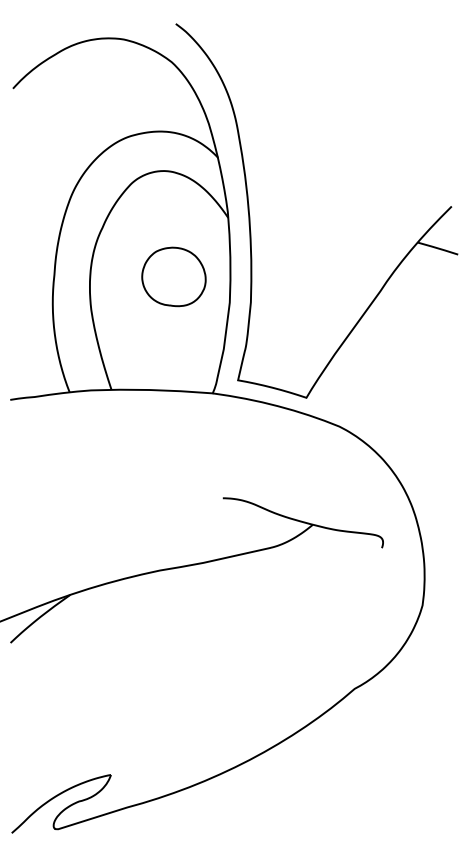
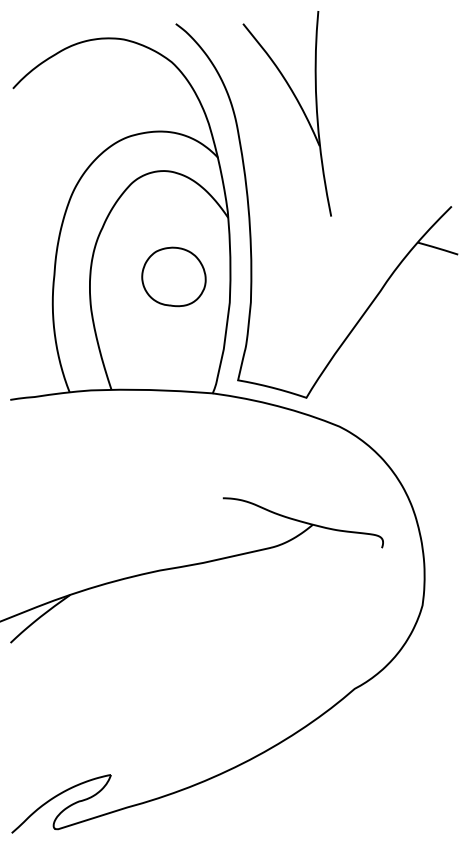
part: none -> present (299, 106)
